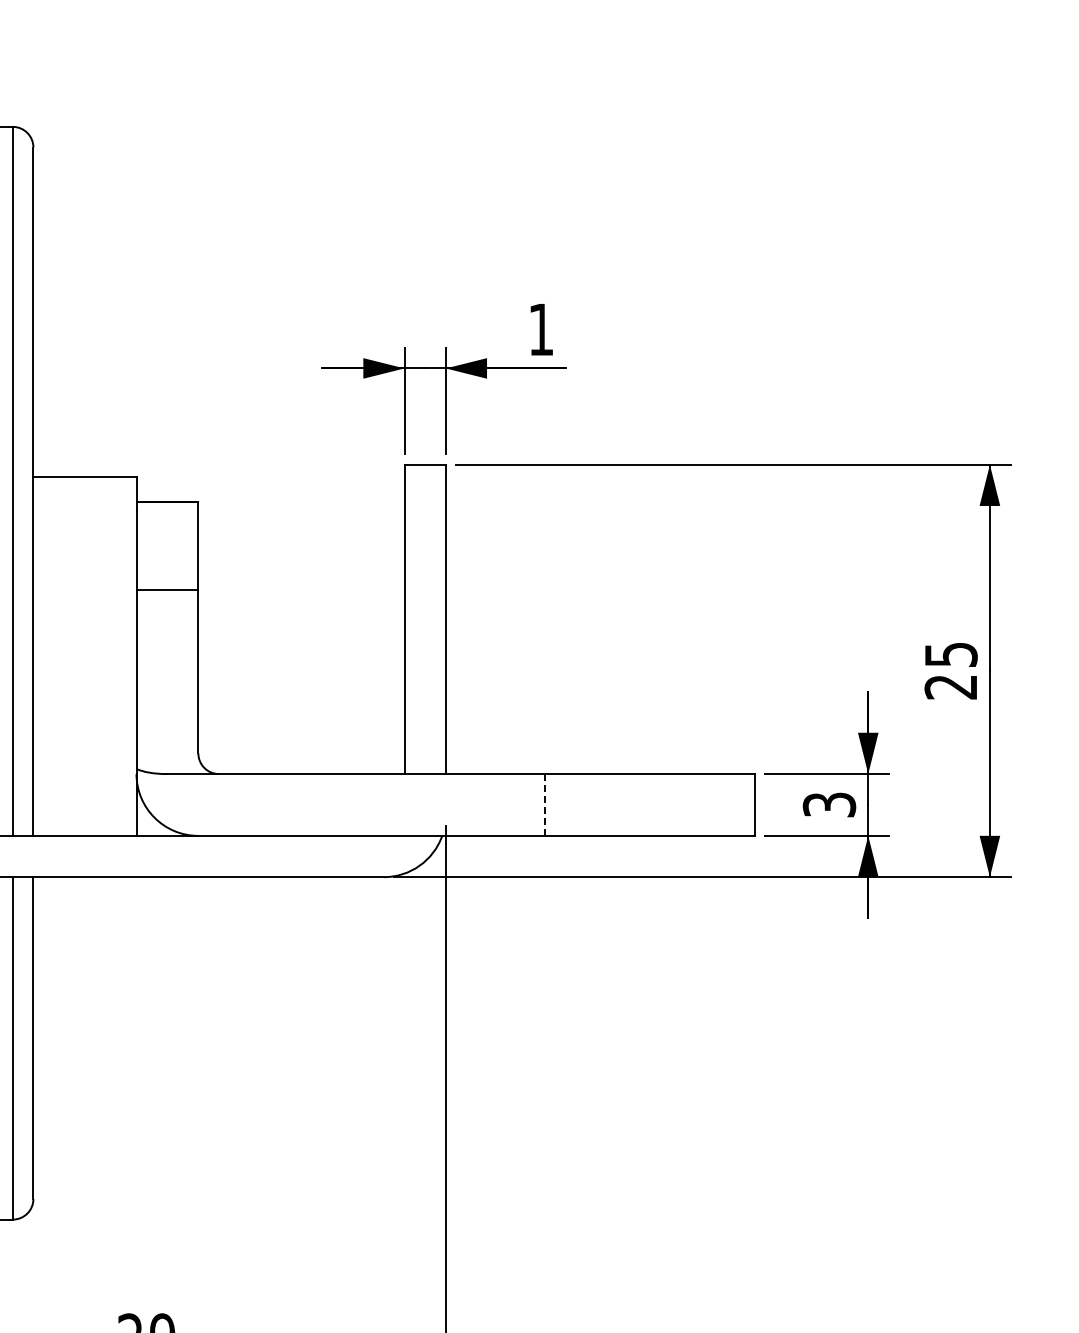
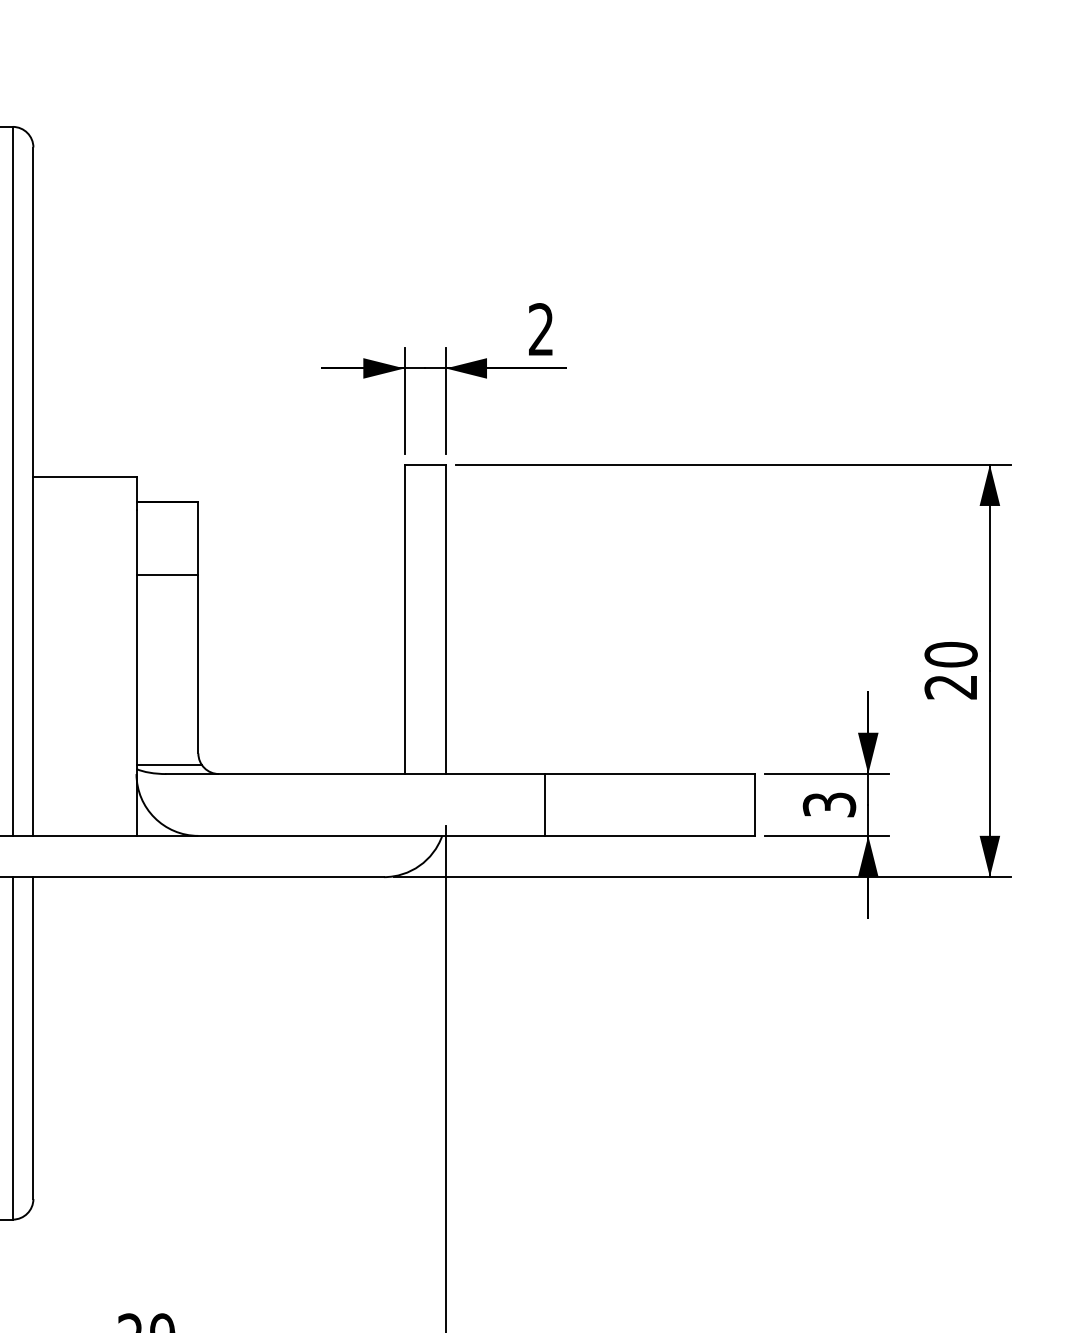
text: 1 -> 2 (540, 329)
line position: (167, 590) -> (167, 575) (167, 575)
text: 25 -> 20 (950, 654)
line: none -> present (168, 764)
line: dashed -> solid (544, 804)
